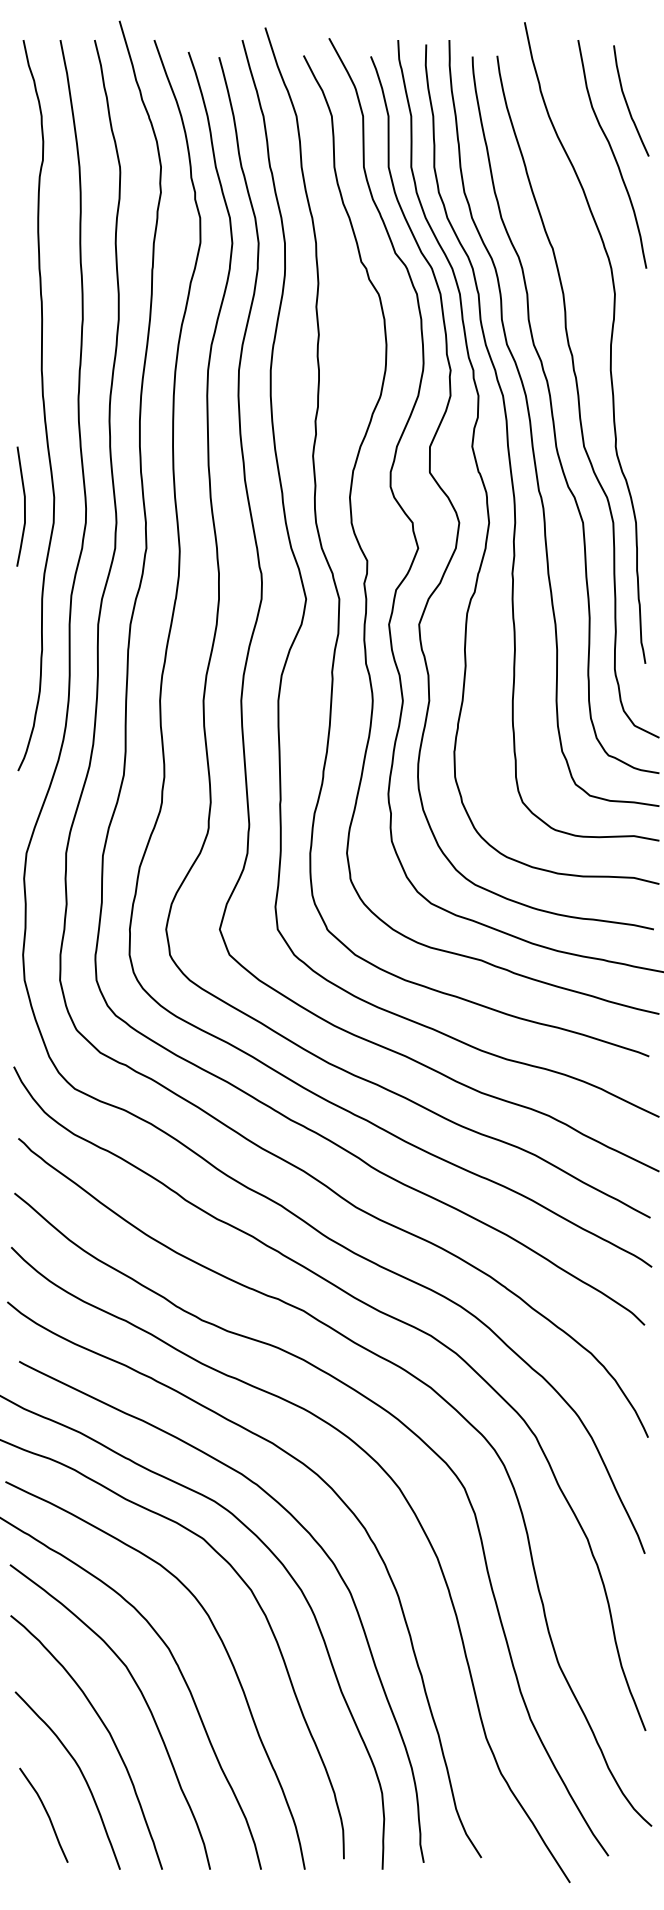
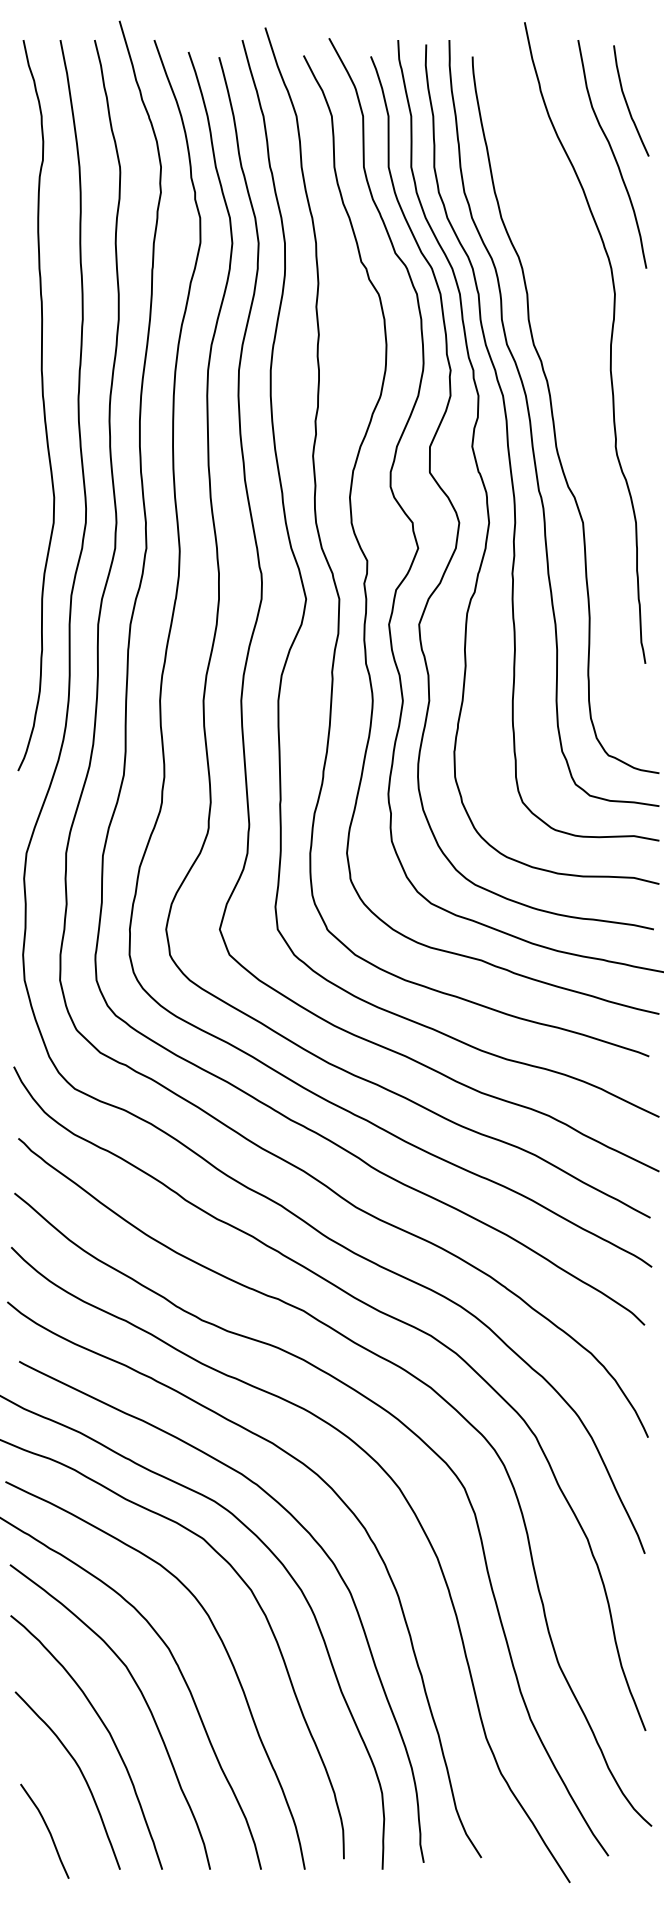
curve: present -> none (577, 396)
line: present -> none (24, 506)
curve position: (45, 1812) -> (46, 1828) (46, 1828)
